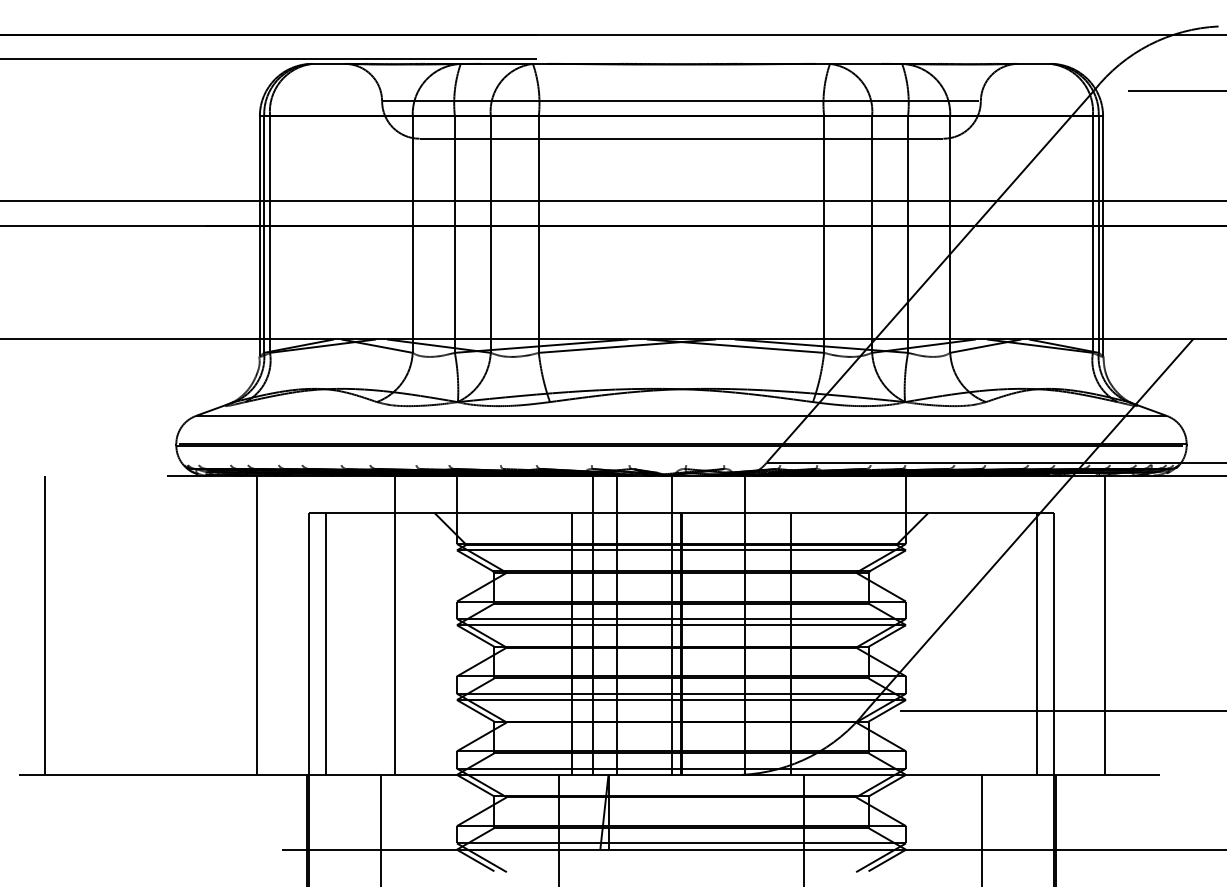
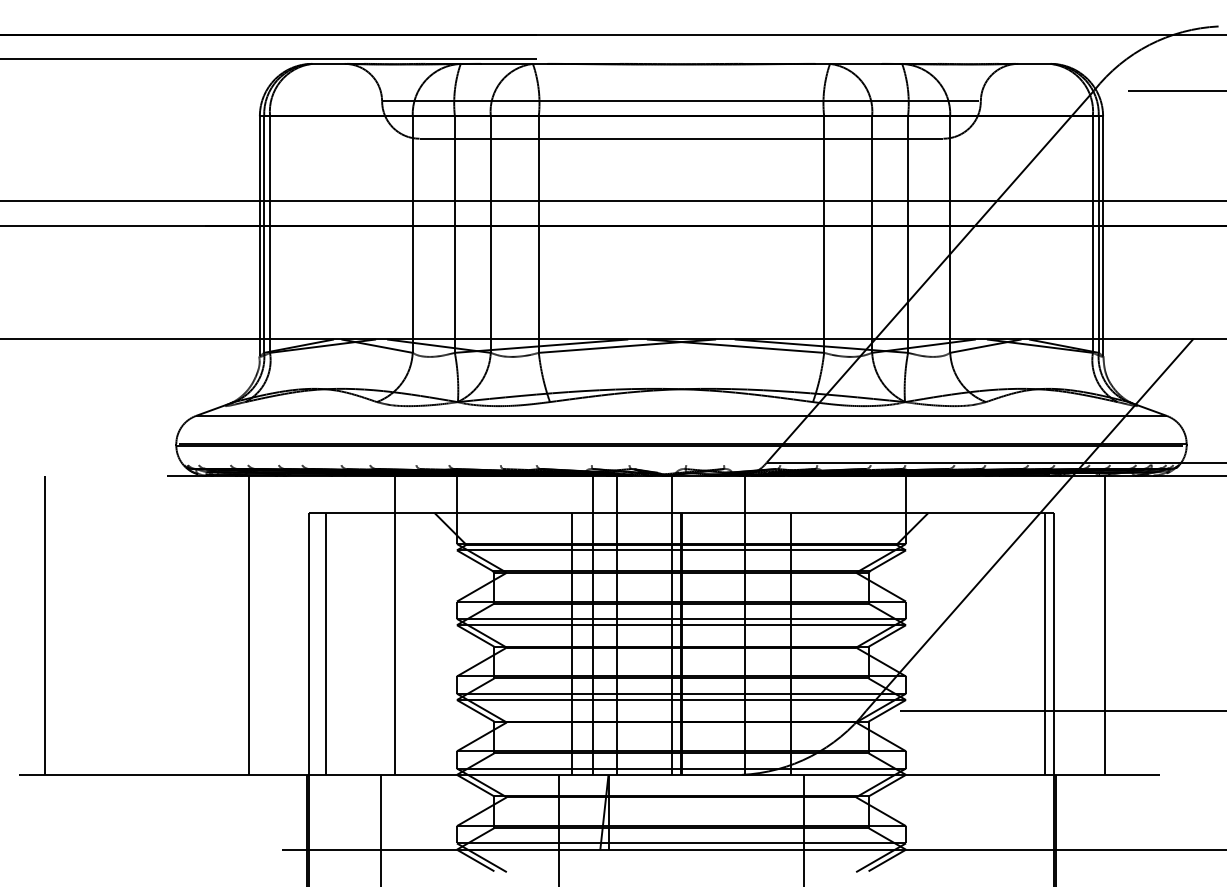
line position: (256, 624) -> (248, 624) (248, 624)
line position: (1037, 643) -> (1045, 643) (1045, 643)
line: present -> none (981, 828)
